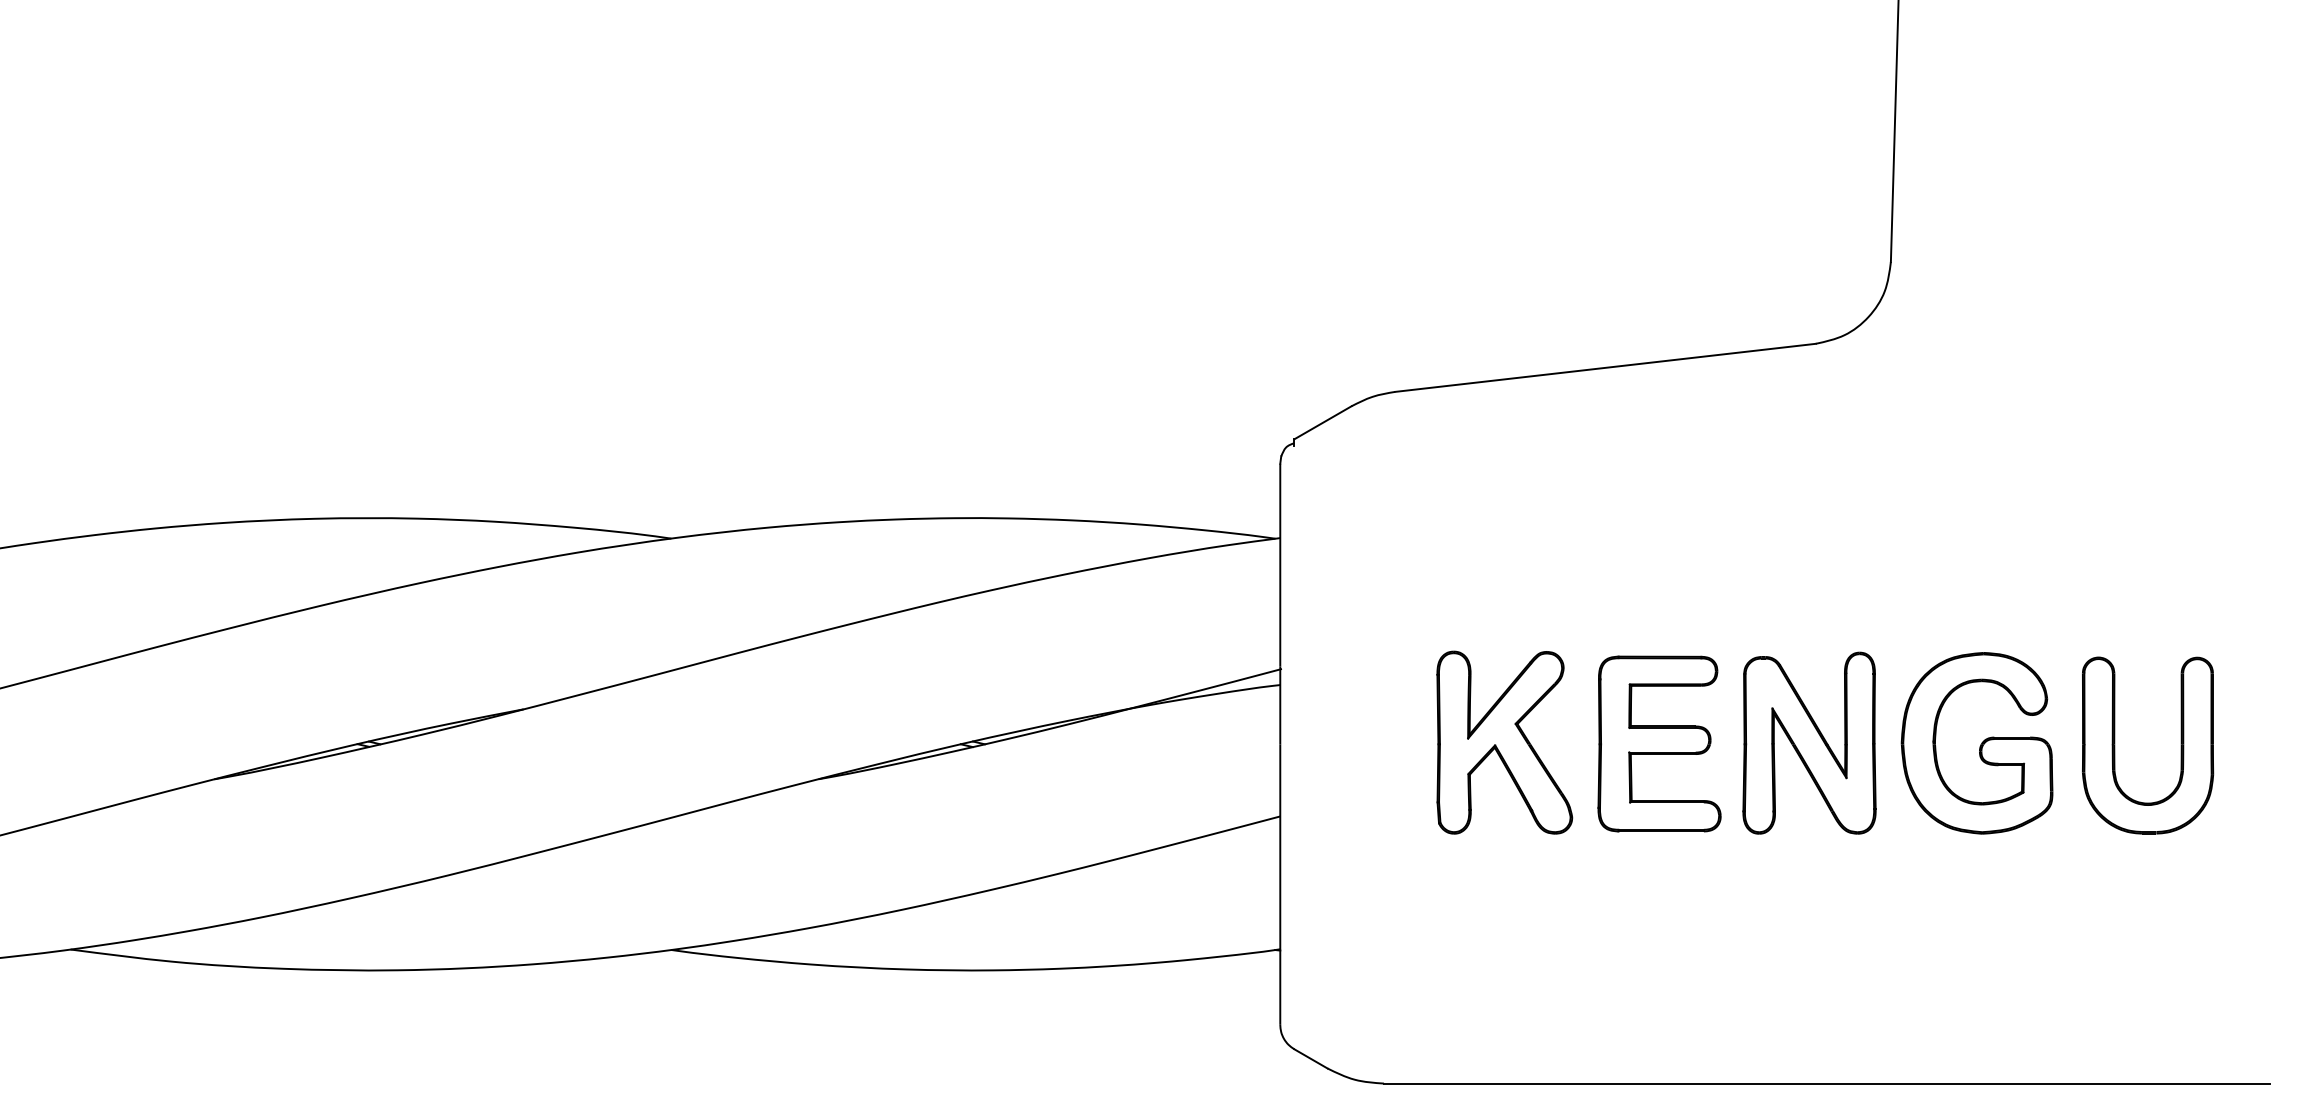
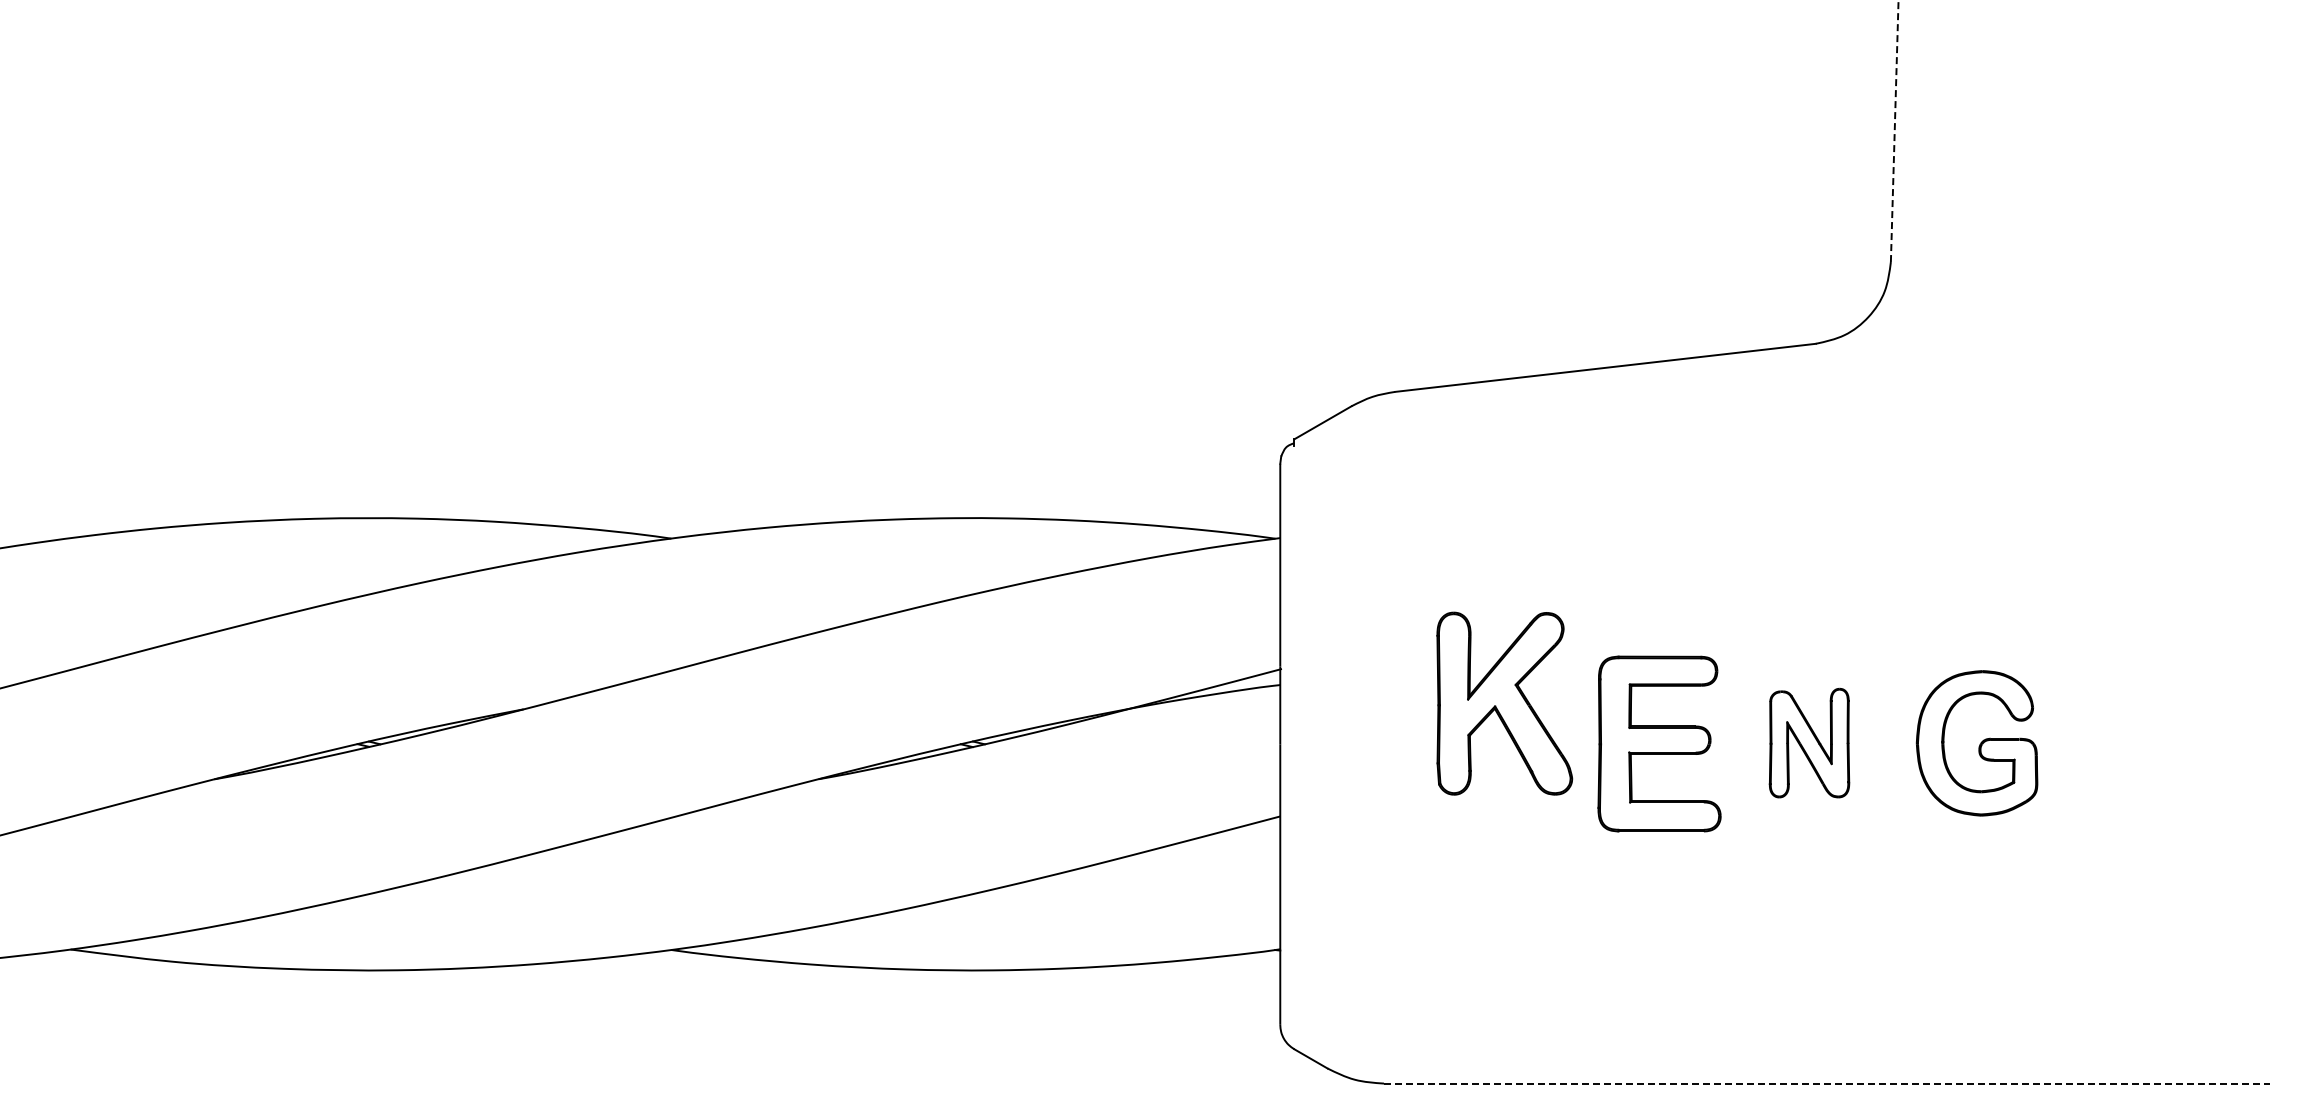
line: solid -> dashed (1894, 131)
part position: (1504, 742) -> (1504, 703) (1504, 703)
part size: 135x184 px -> 83x112 px (1809, 742)
part size: 154x183 px -> 124x147 px (1976, 743)
part: present -> none (2180, 745)
line: solid -> dashed (1826, 1083)
